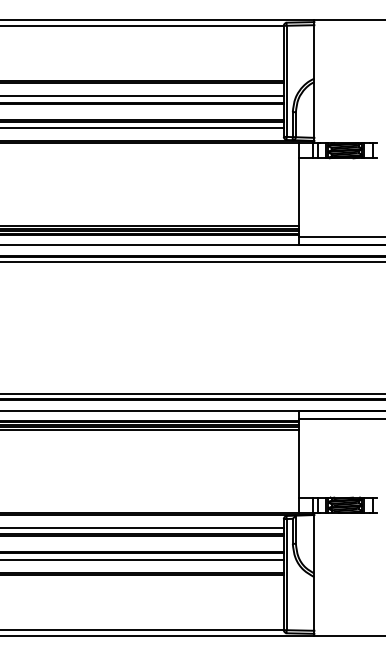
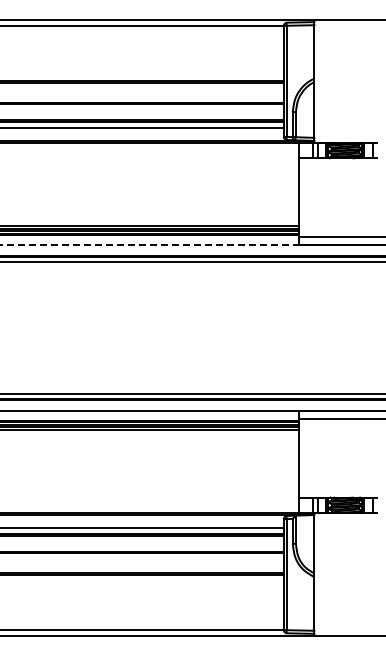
line: present -> none (142, 96)
line: solid -> dashed (150, 245)
line: present -> none (142, 559)
